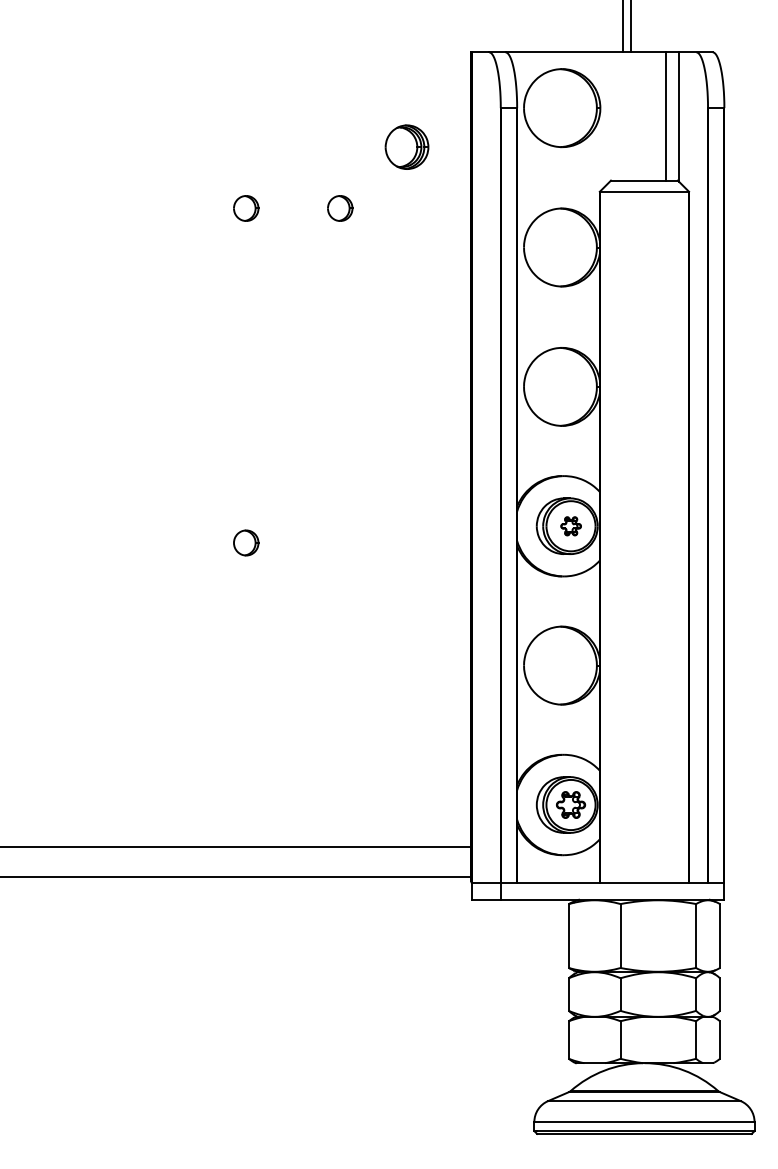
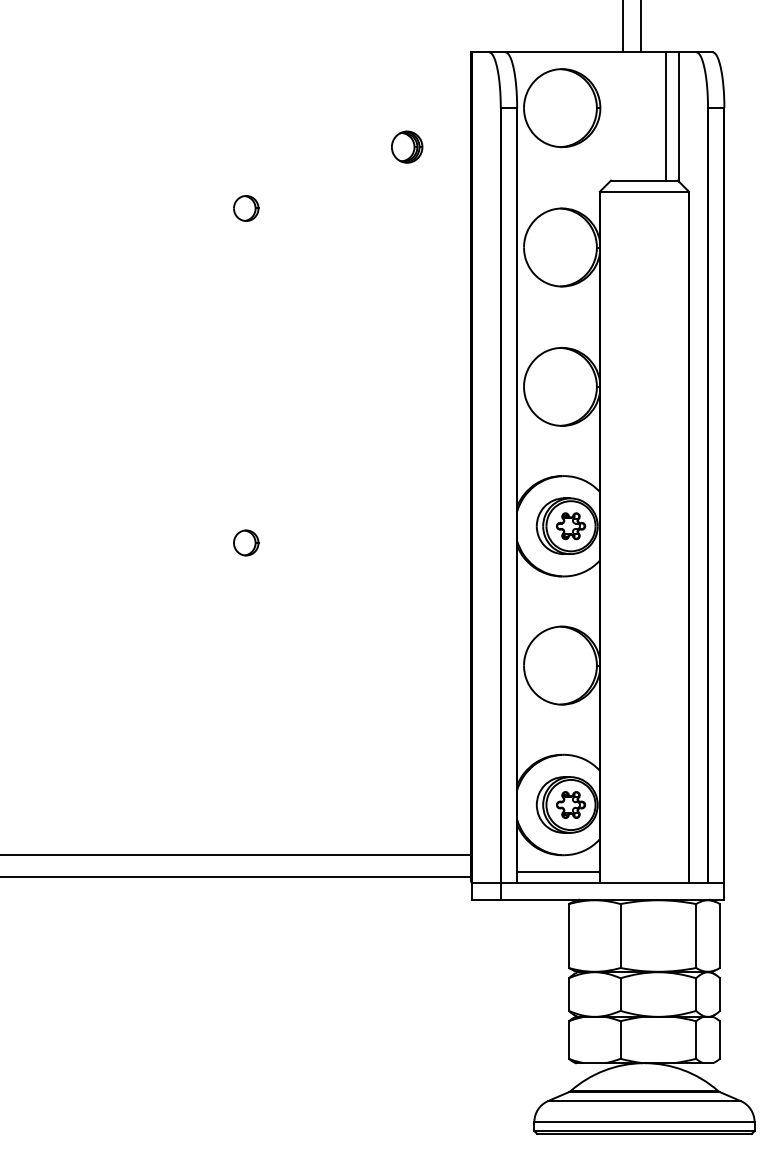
line position: (630, 27) -> (640, 27) (640, 27)
part size: 46x46 px -> 33x34 px (407, 146)
part: present -> none (340, 208)
part size: 22x21 px -> 31x29 px (571, 526)
line position: (236, 847) -> (236, 855) (236, 855)
line: none -> present (558, 871)
